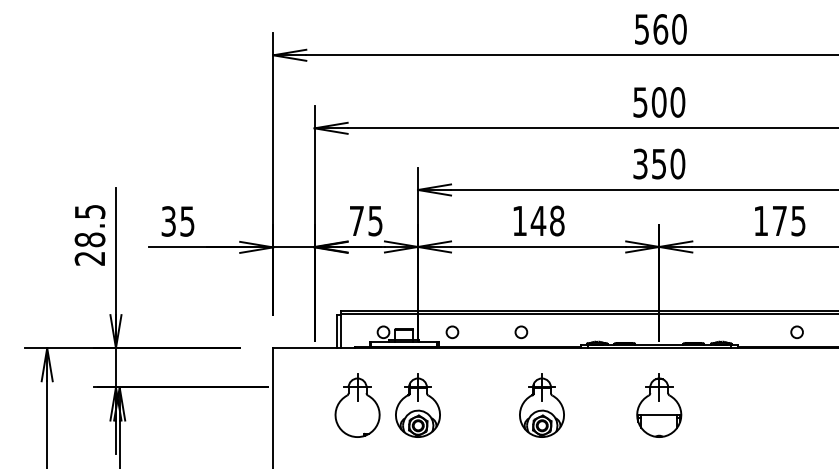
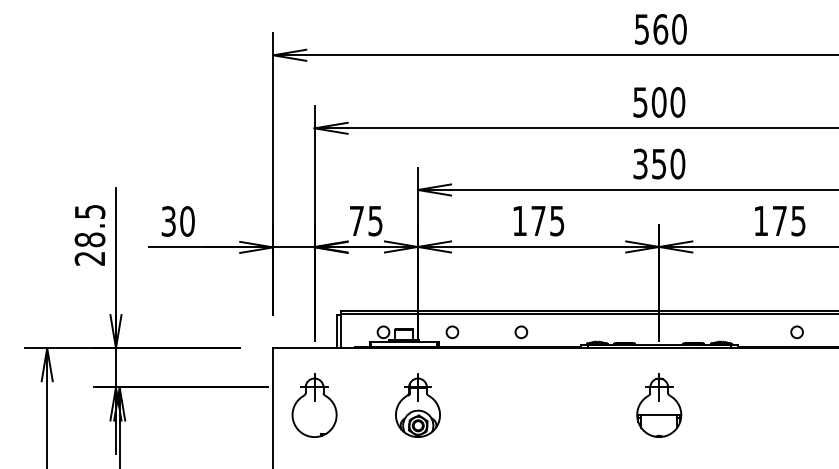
text: 148 -> 175 (547, 220)
text: 35 -> 30 (187, 221)
part position: (357, 405) -> (314, 405) (314, 405)
part: present -> none (541, 405)
